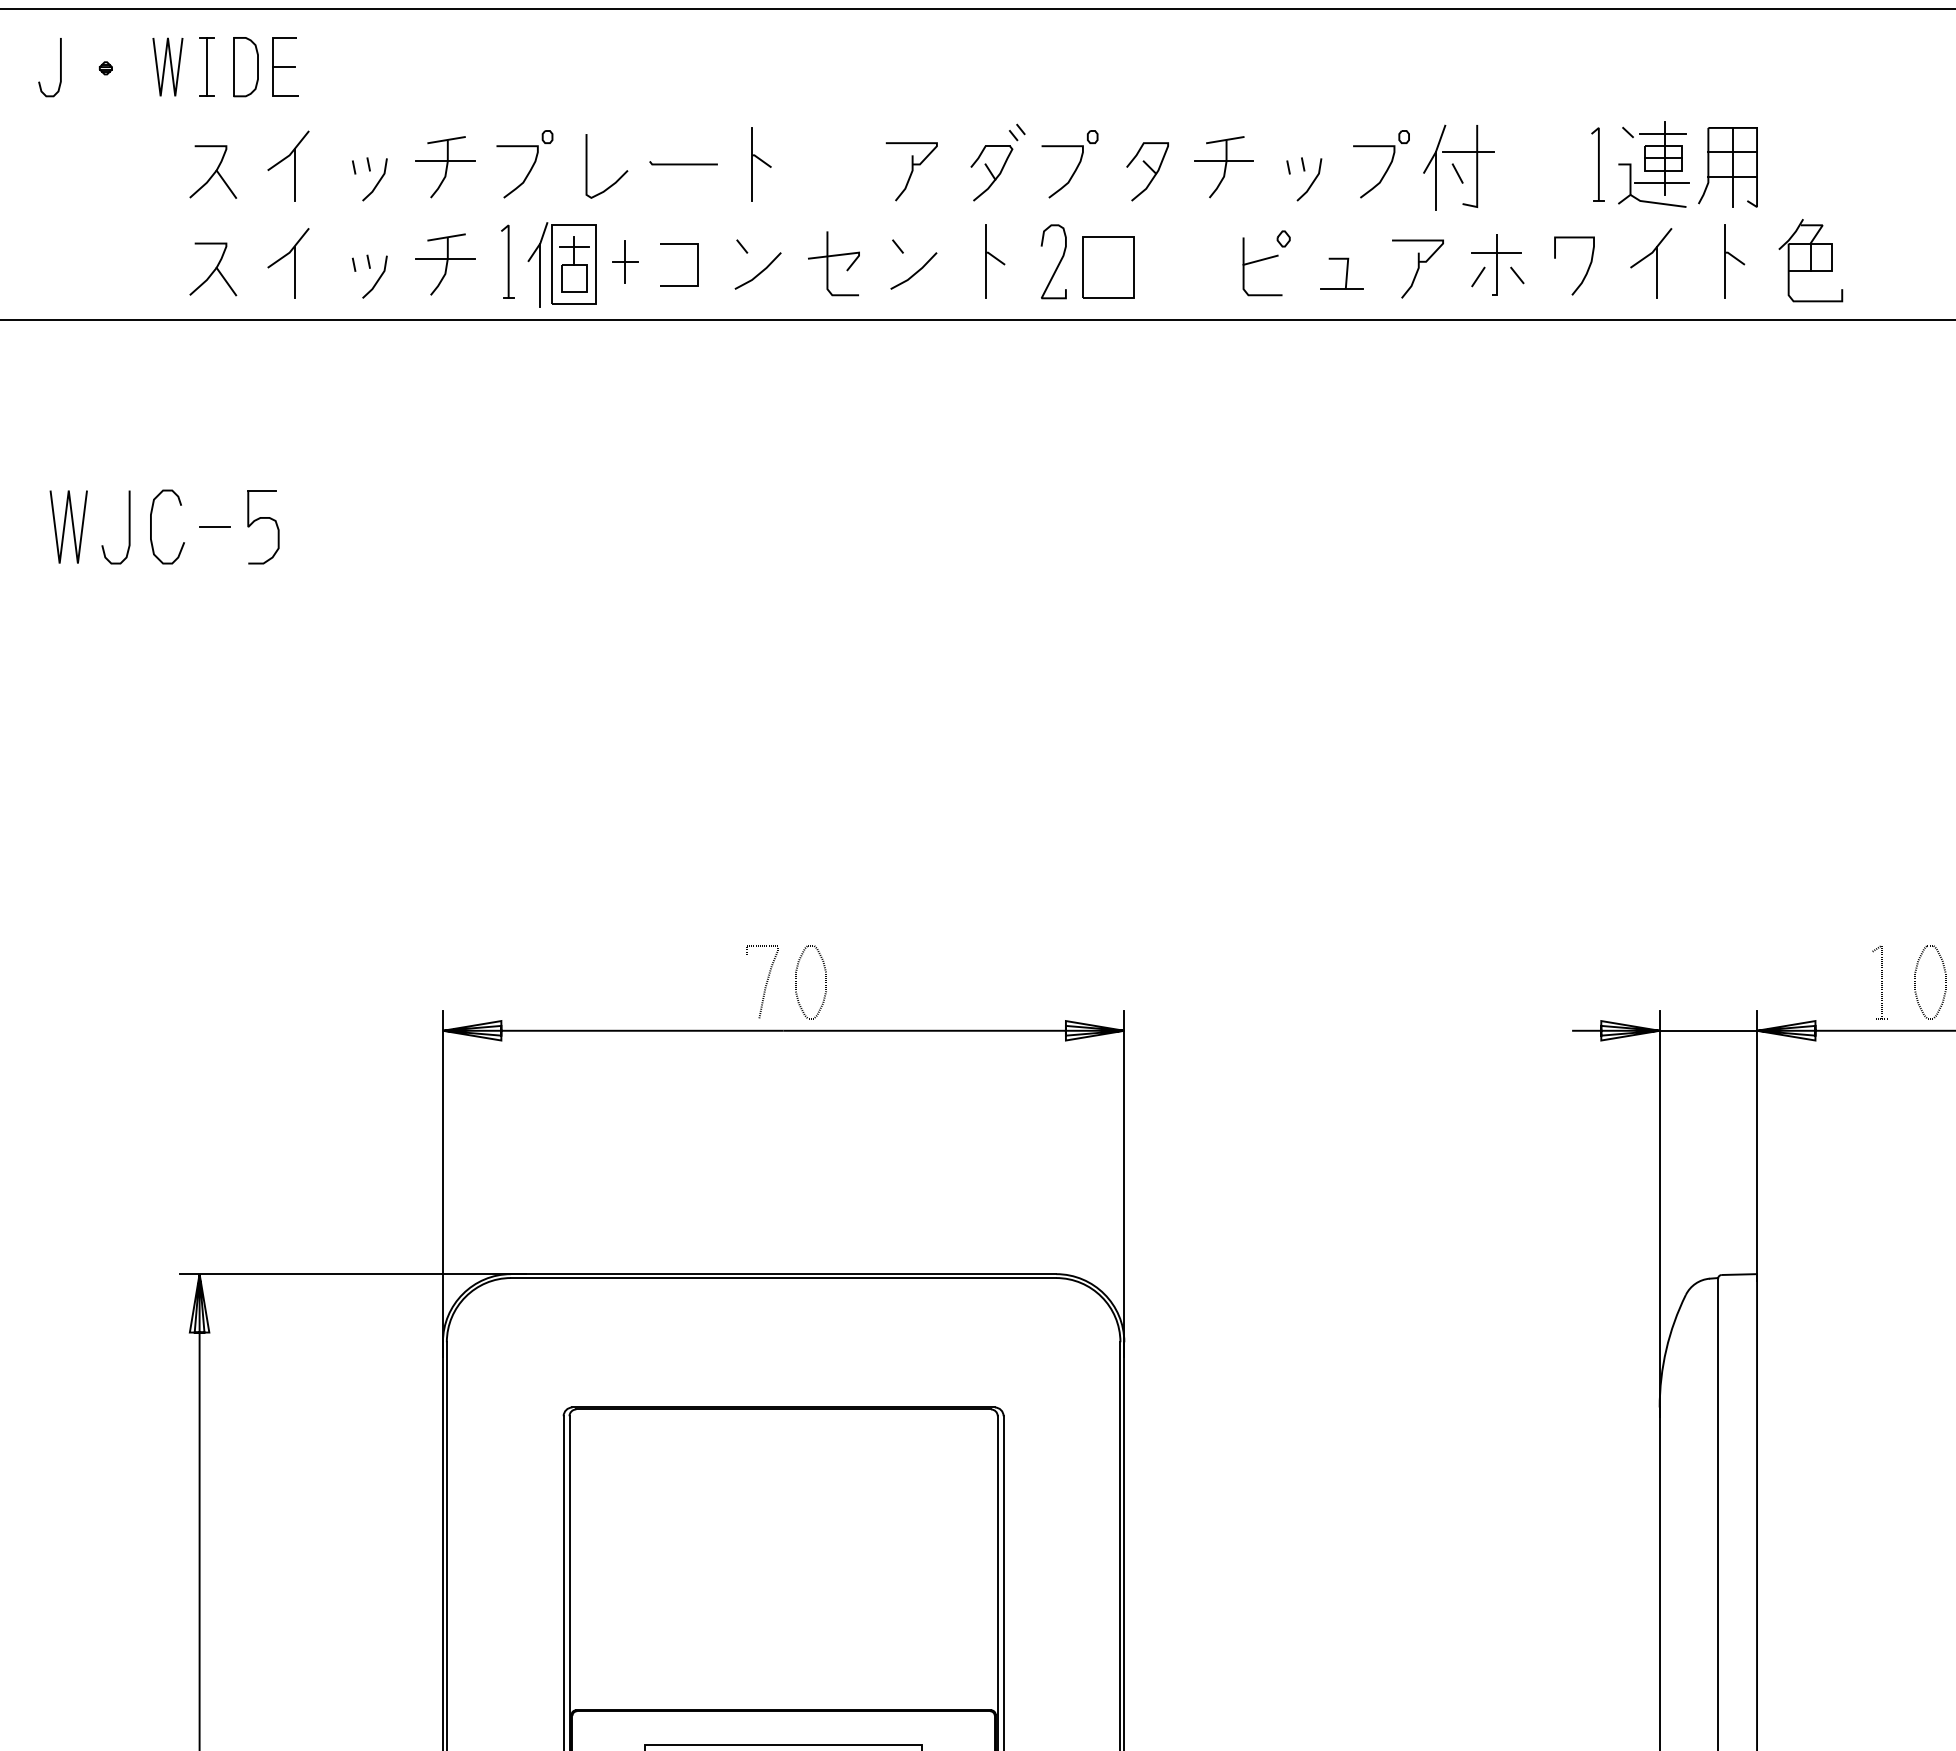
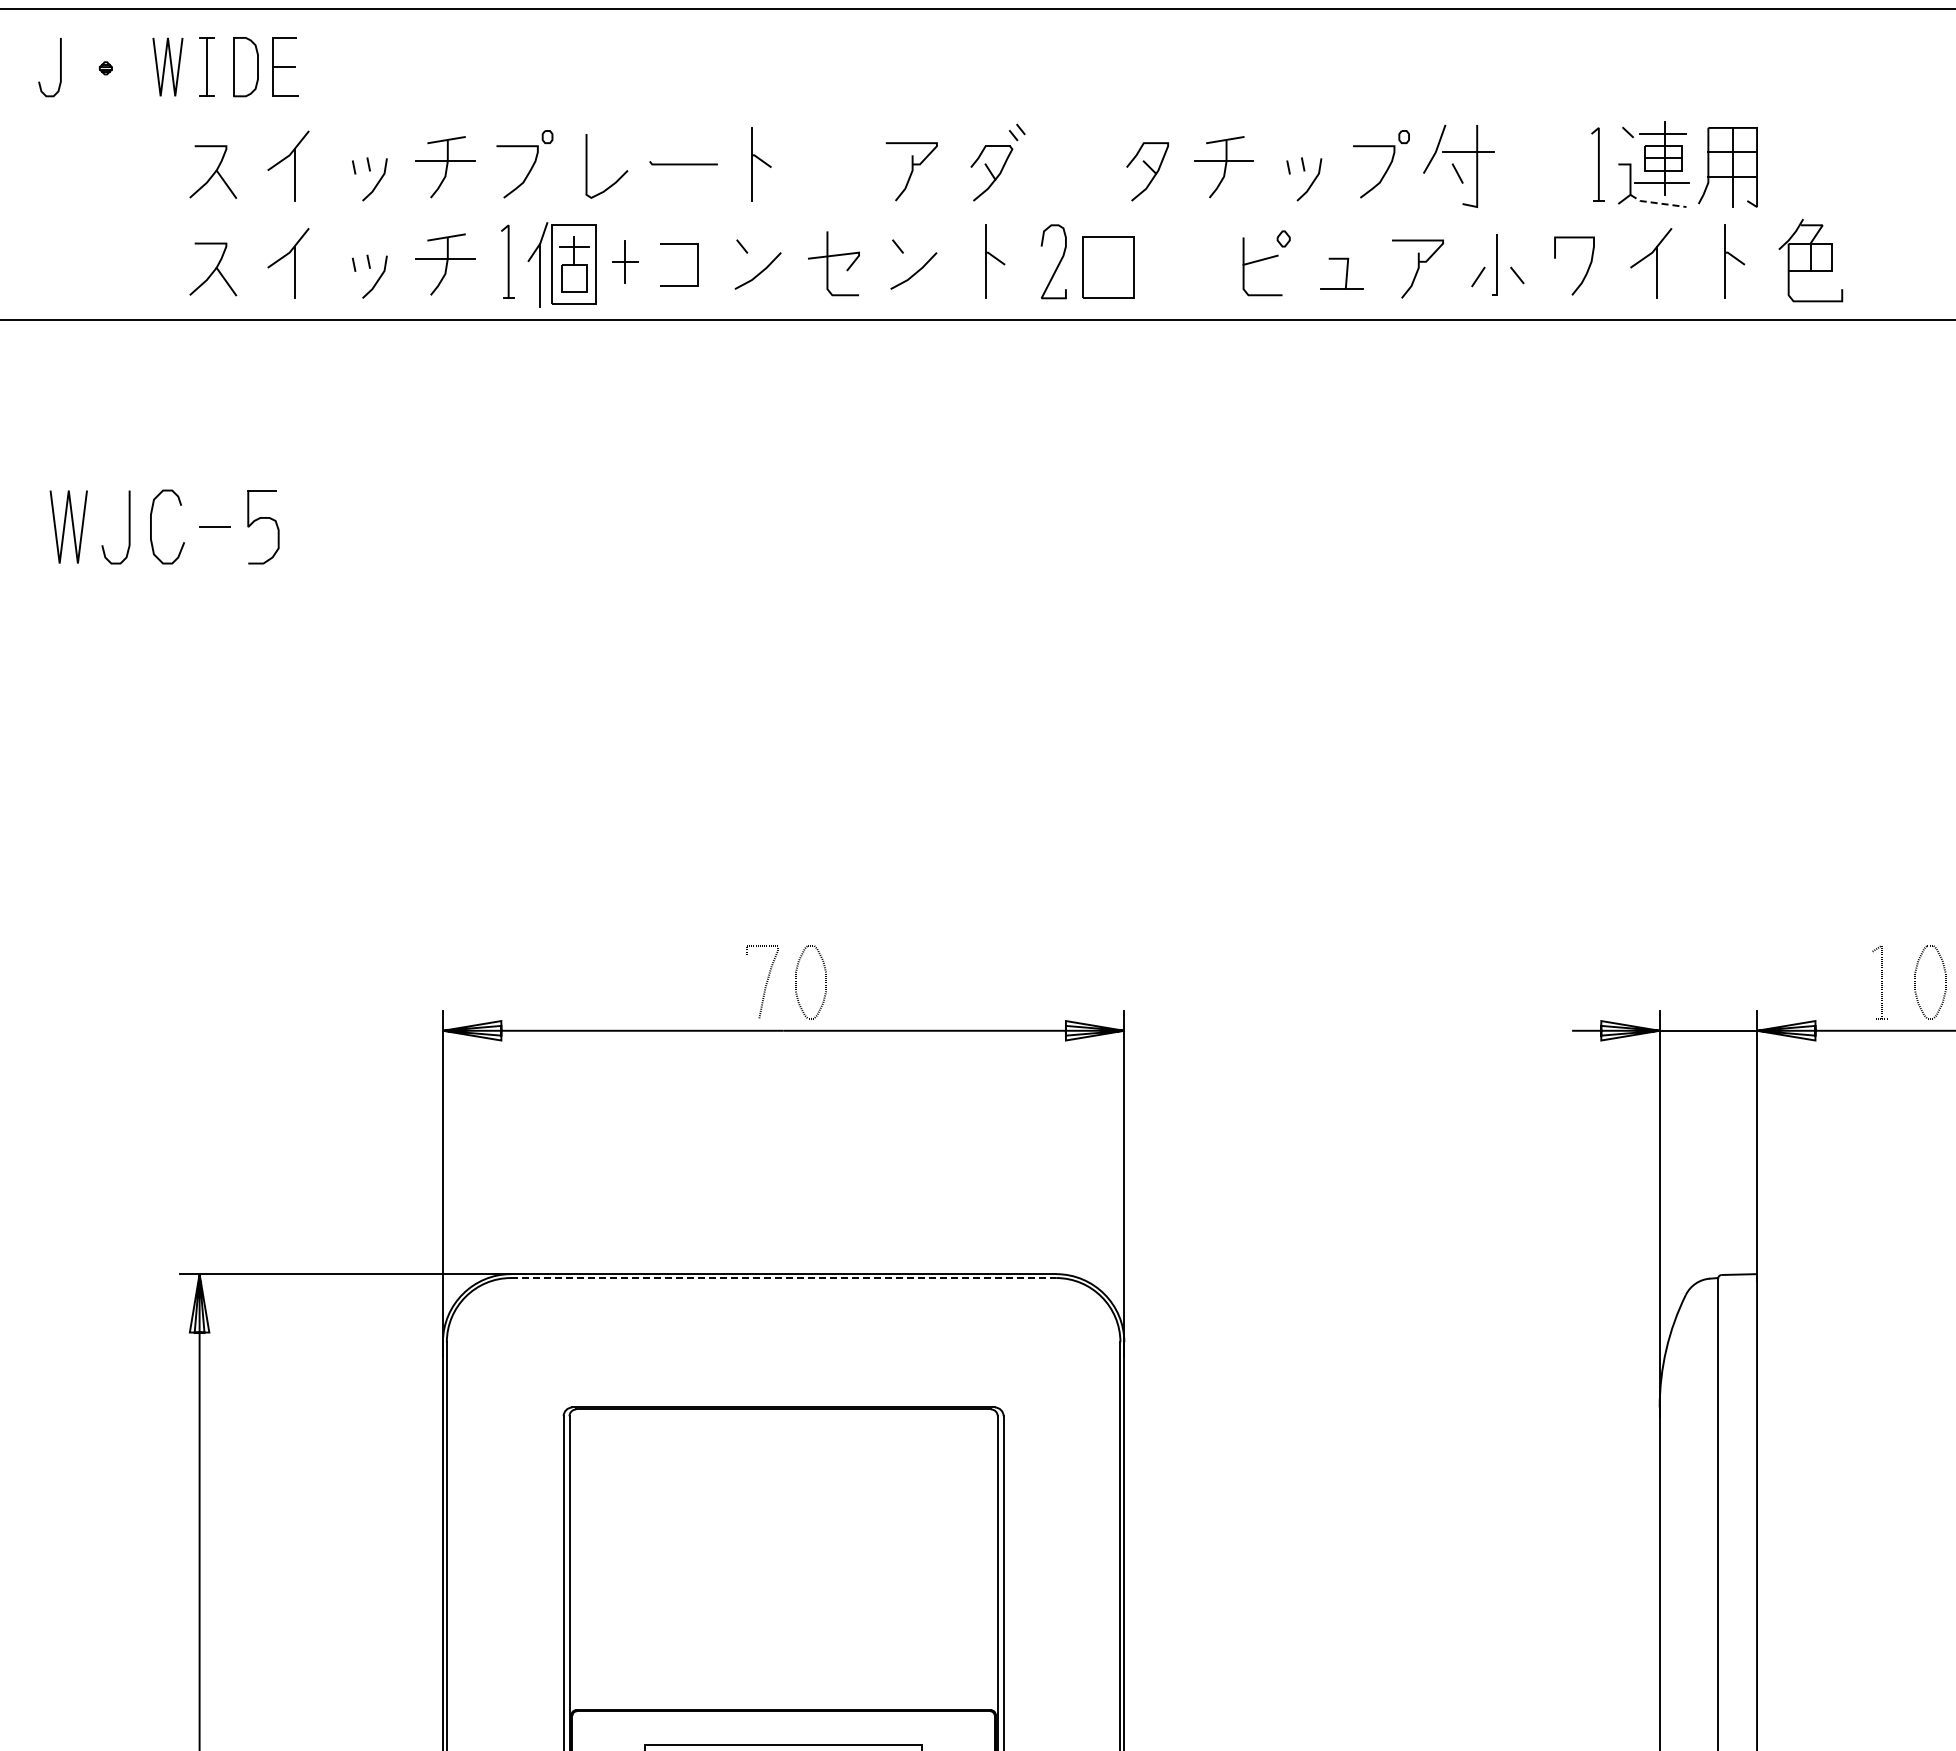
part: present -> none (1075, 168)
line: present -> none (1435, 181)
line: solid -> dashed (1656, 203)
line: present -> none (1496, 252)
line: solid -> dashed (783, 1278)
